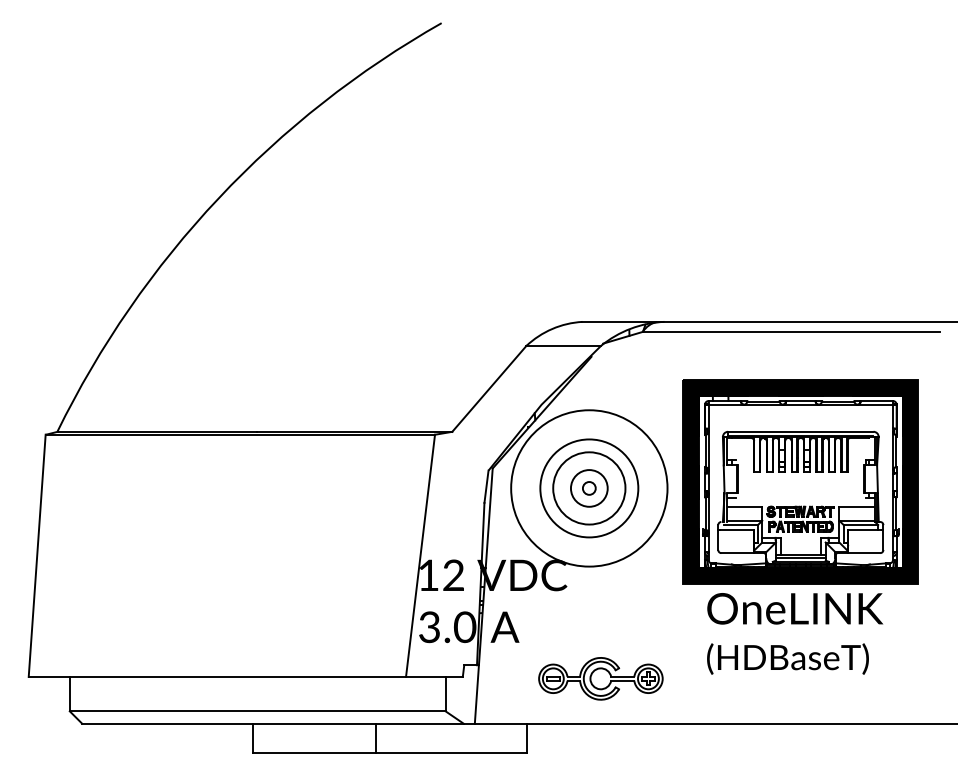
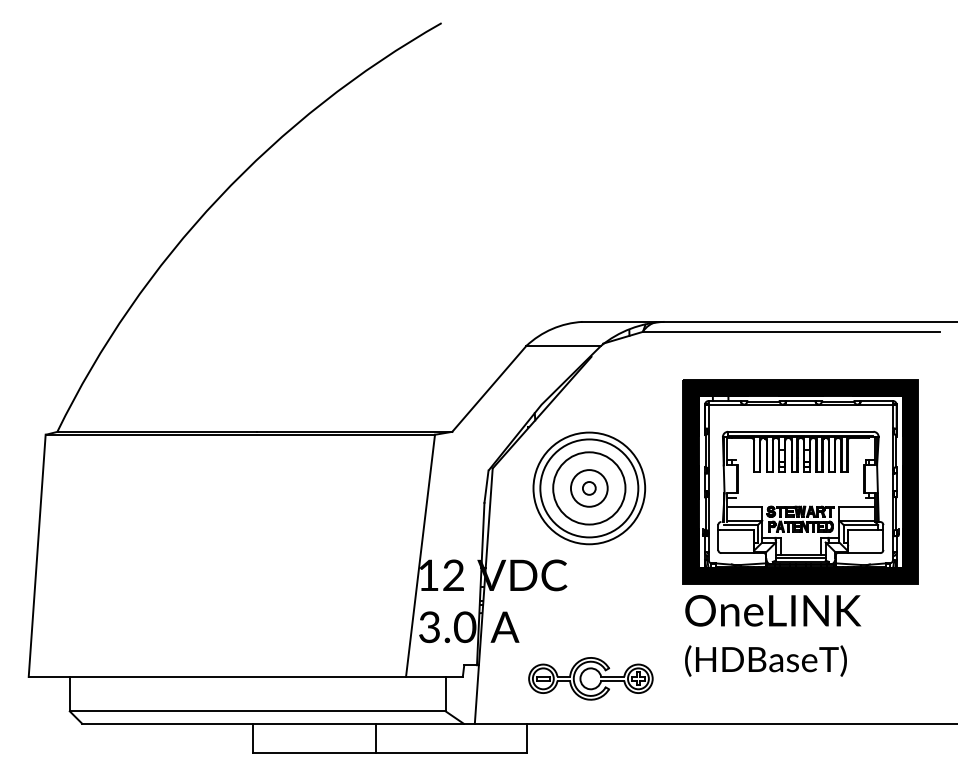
circle diameter: 156 px -> 112 px (589, 488)
text position: (795, 633) -> (773, 635) (773, 635)
part position: (600, 678) -> (590, 678) (590, 678)
